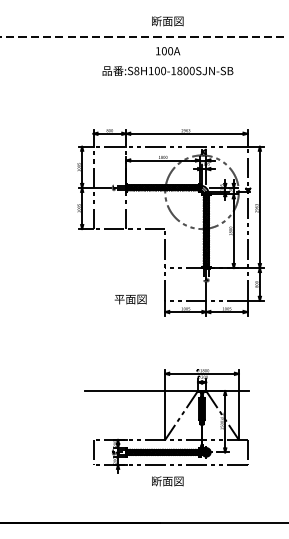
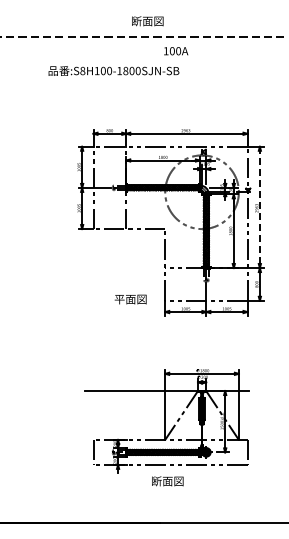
text position: (167, 21) -> (147, 21) (147, 21)
text position: (168, 51) -> (176, 51) (176, 51)
text position: (167, 70) -> (113, 70) (113, 70)
line: solid -> dashed (259, 207)
